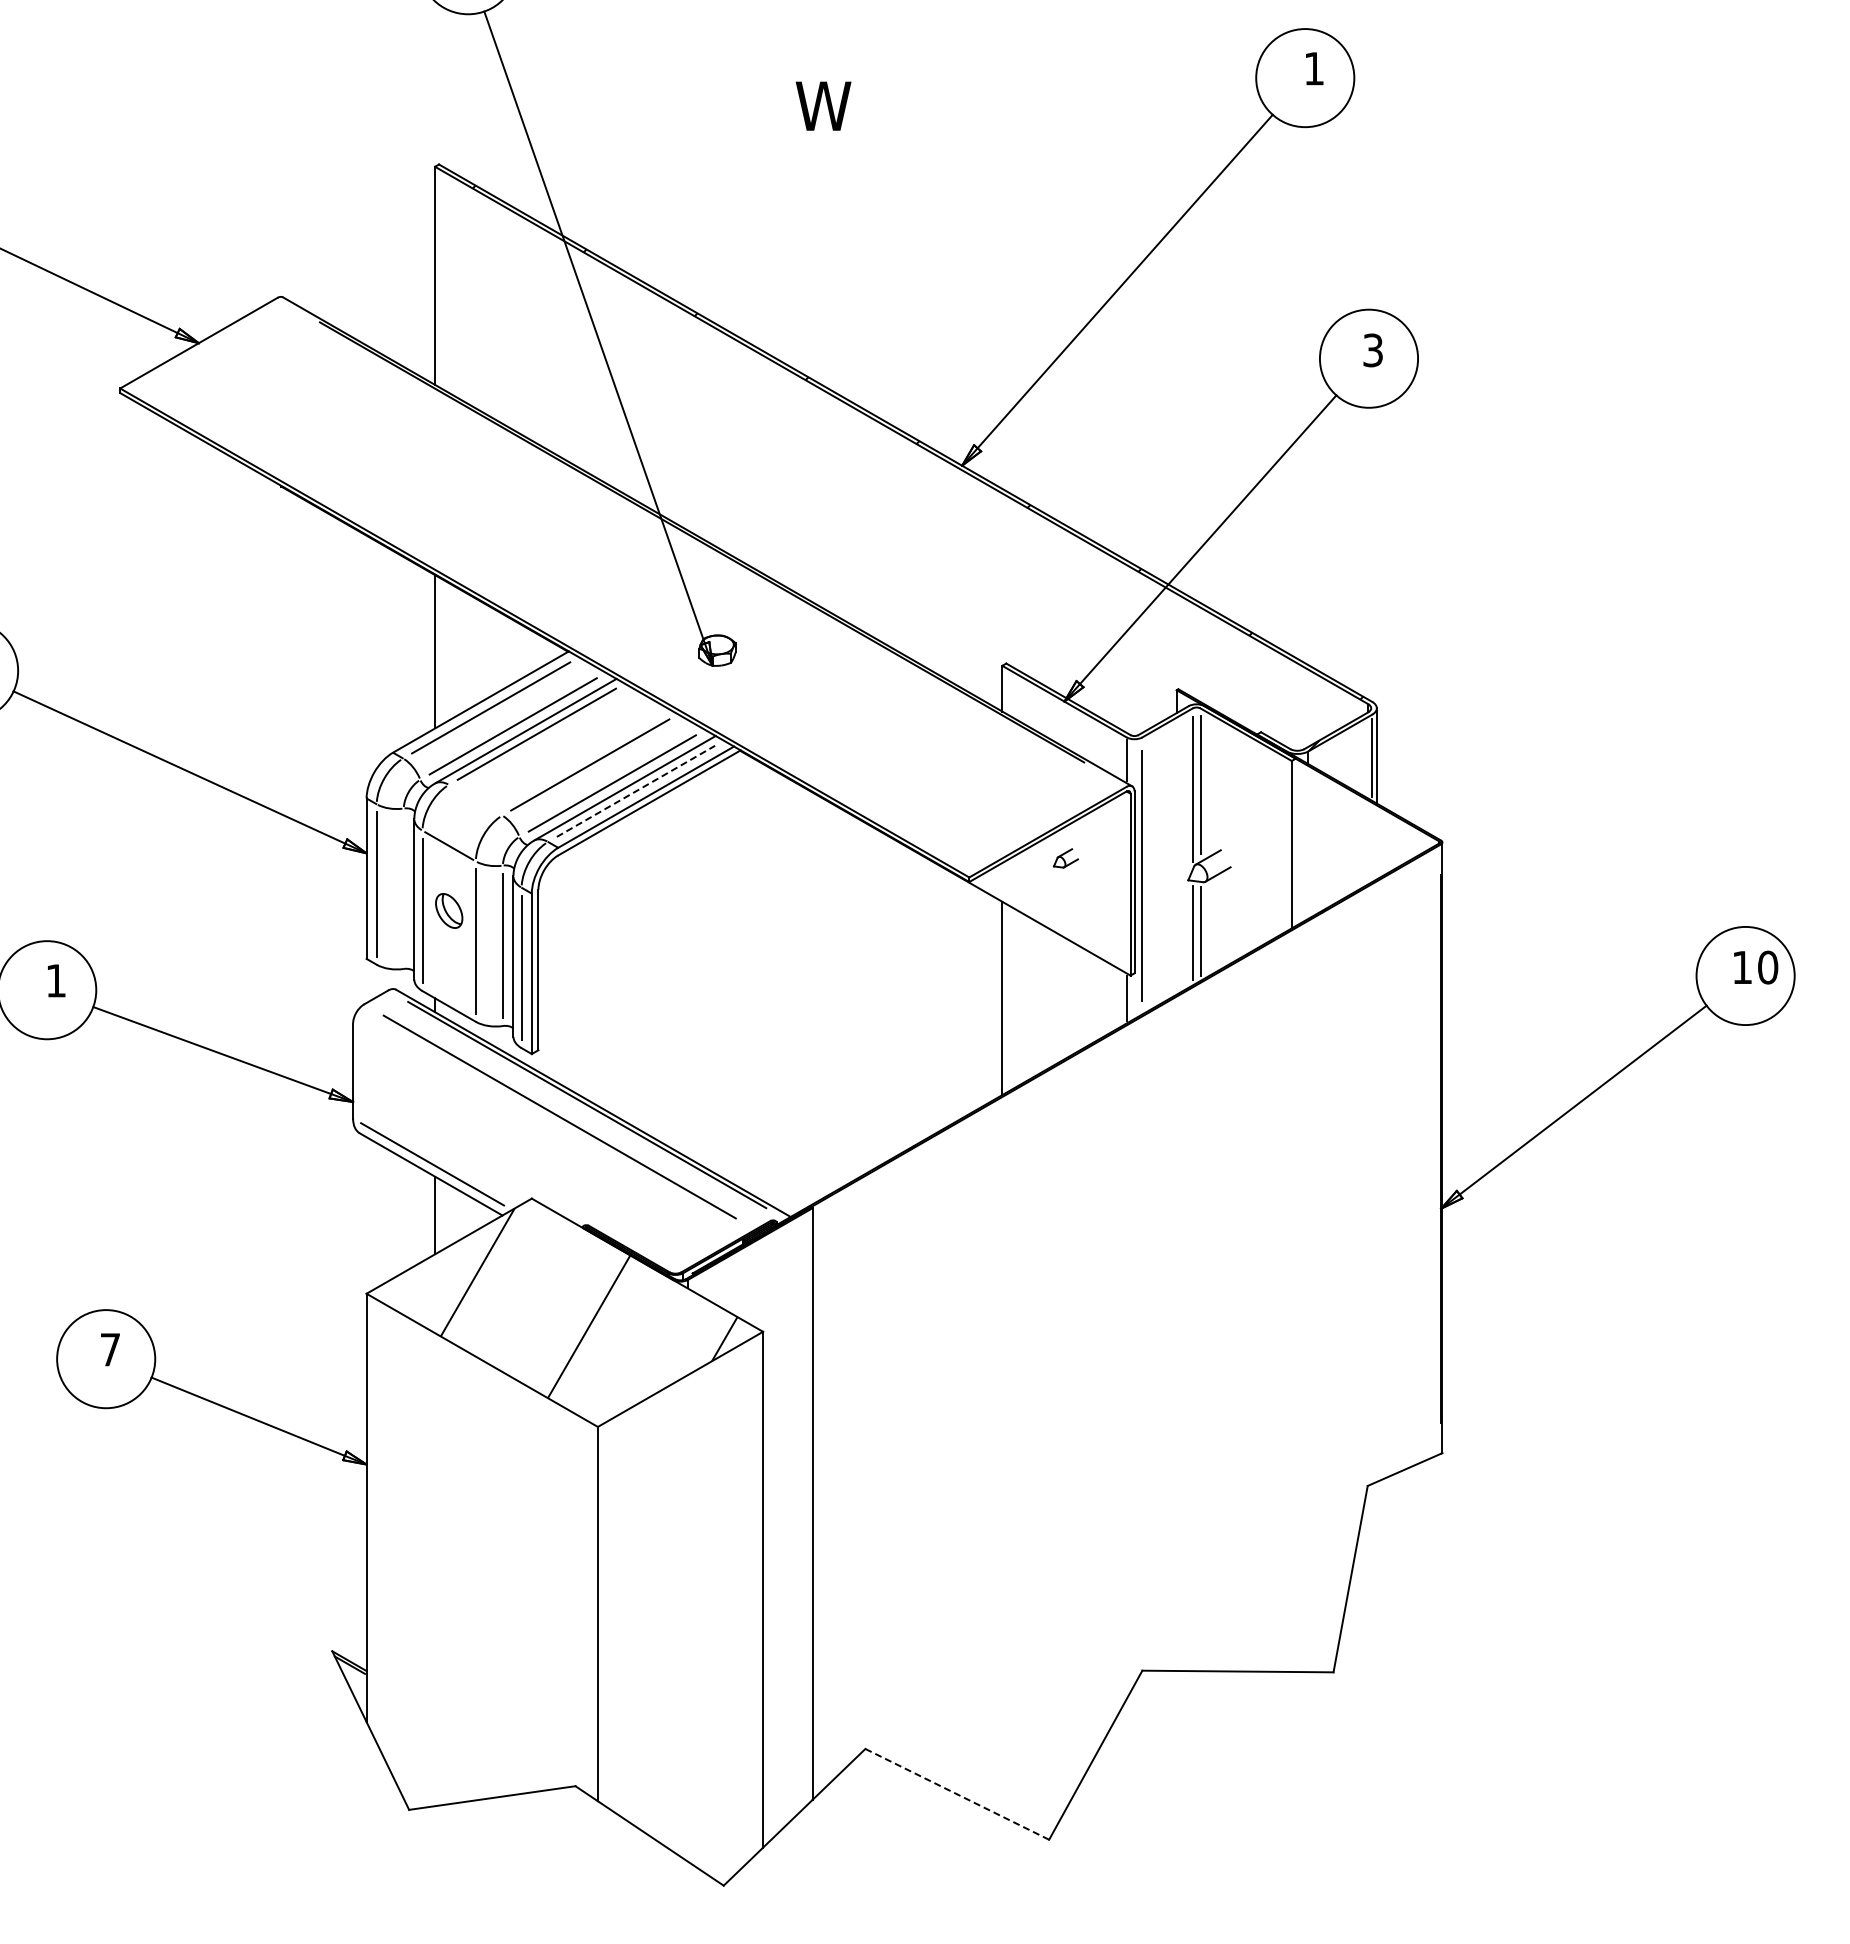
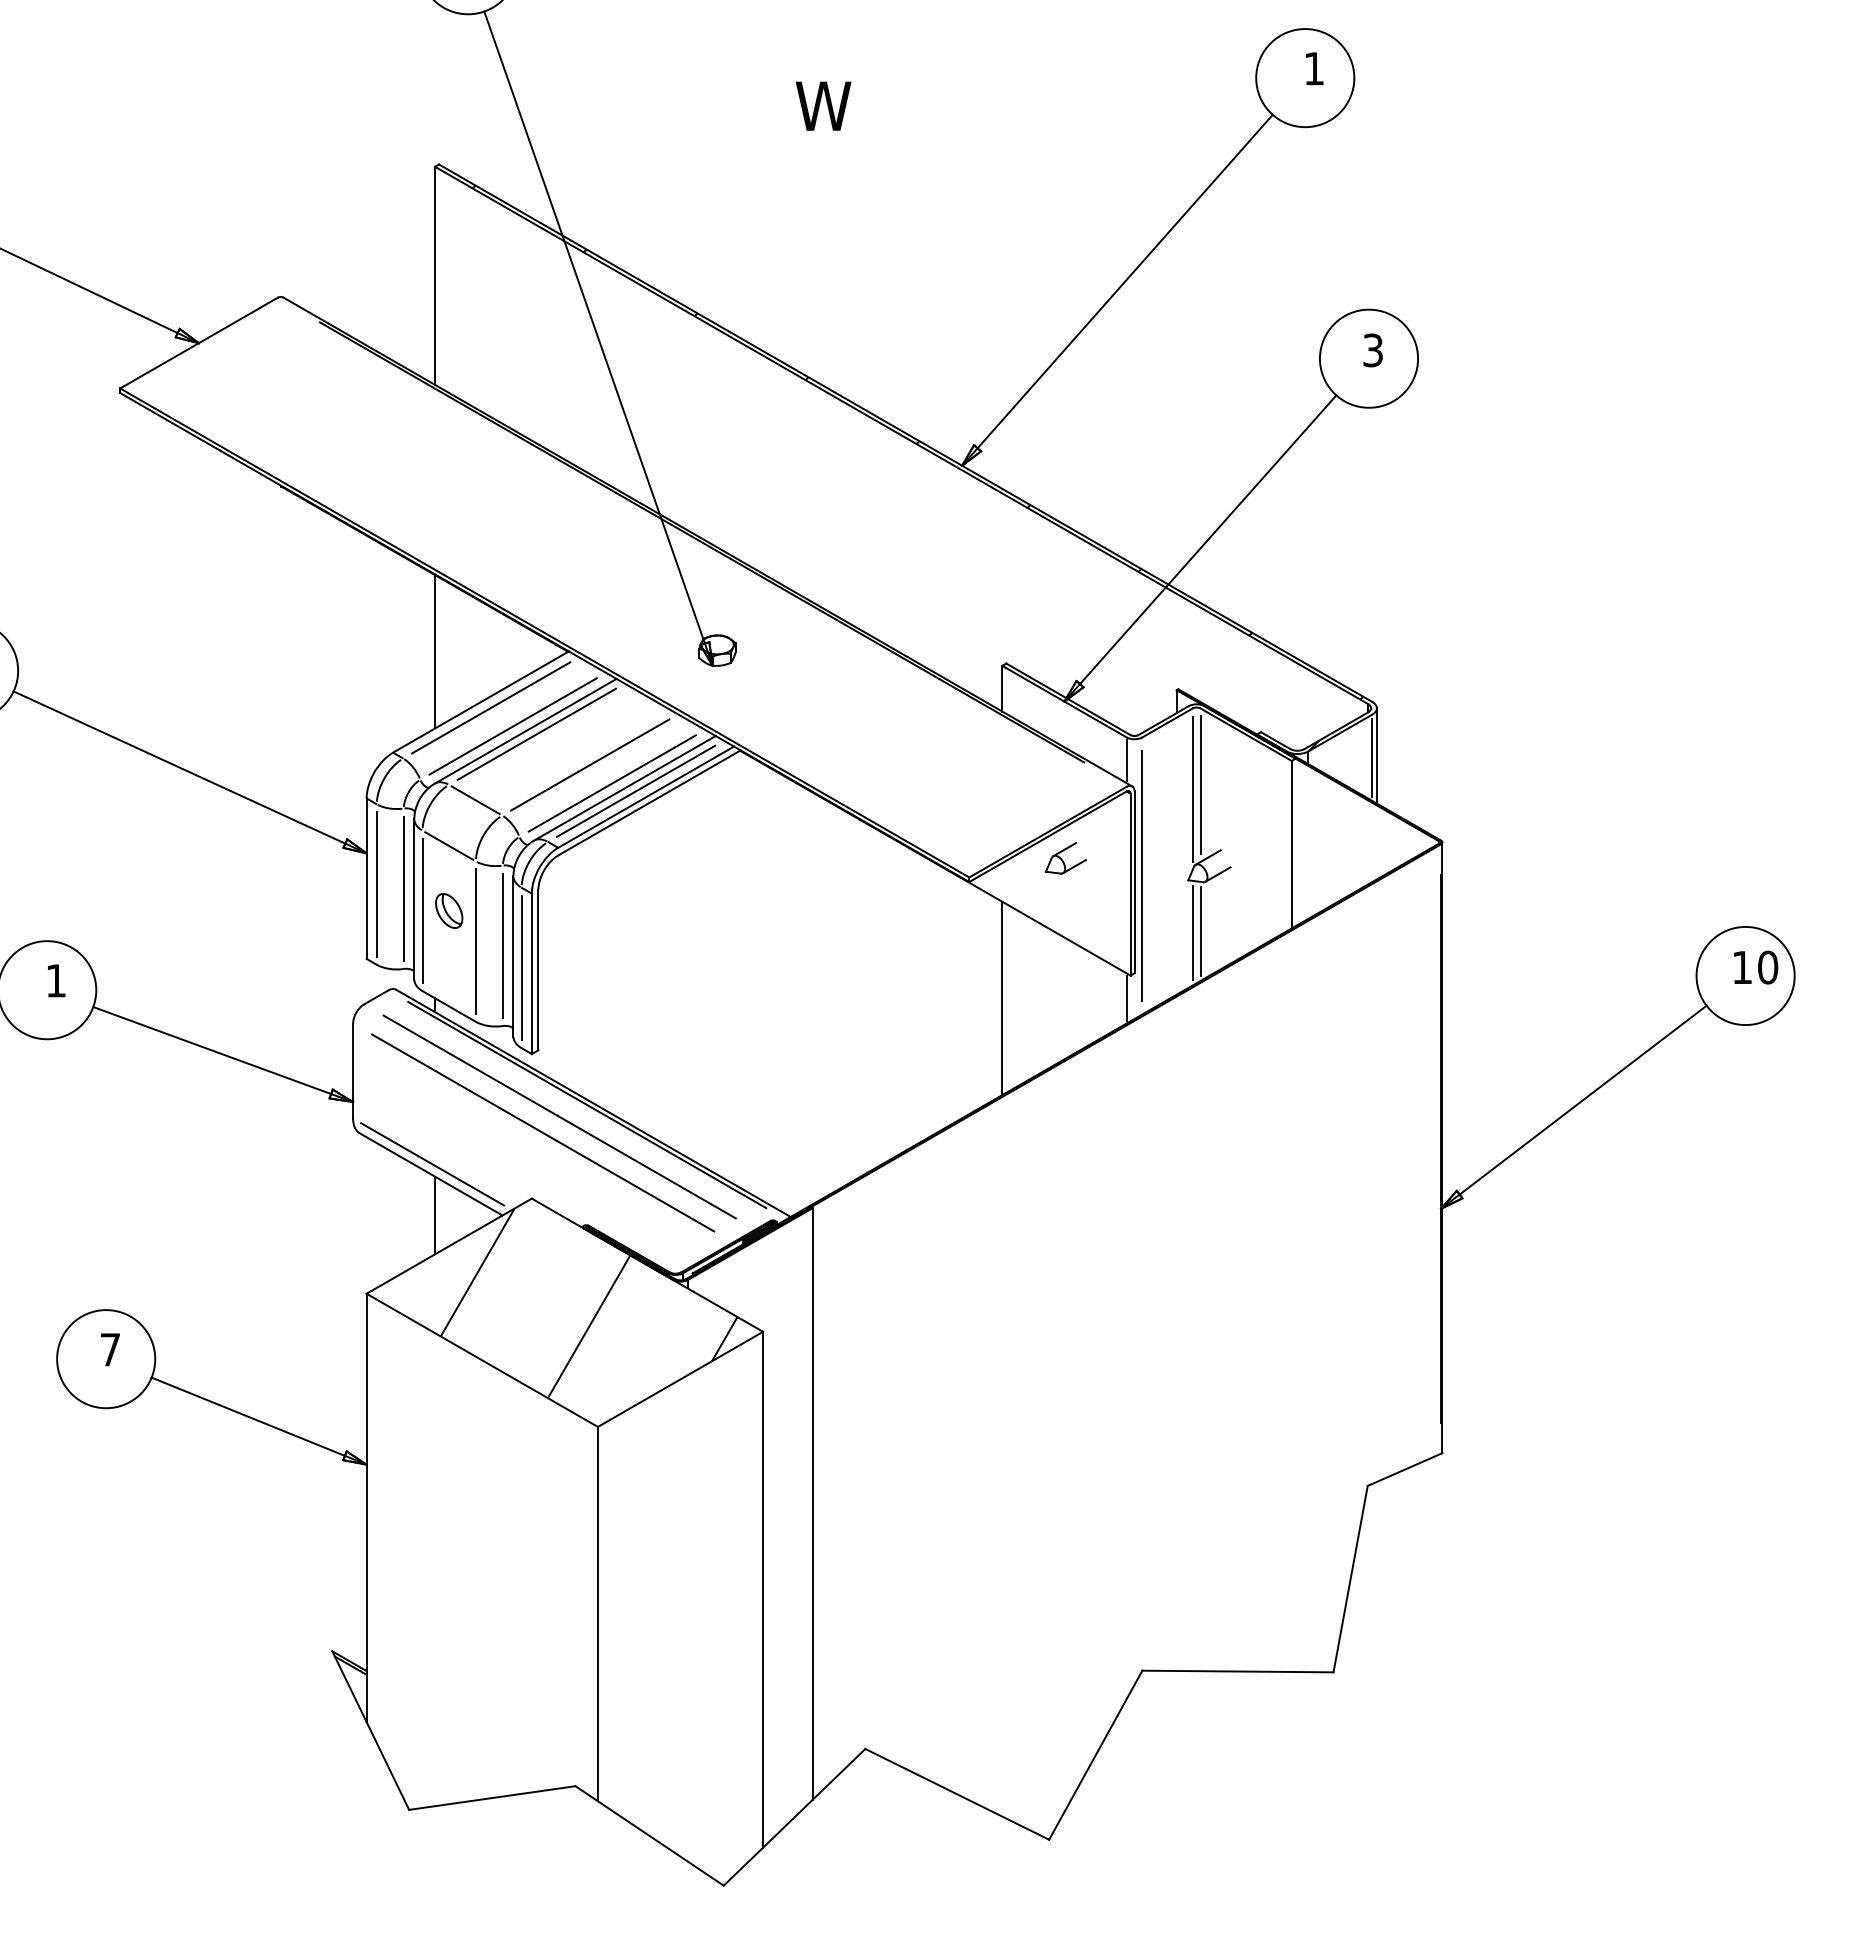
line: dashed -> solid (636, 791)
line: none -> present (475, 800)
part size: 26x21 px -> 42x33 px (1065, 858)
line: none -> present (403, 888)
line: none -> present (543, 1132)
line: dashed -> solid (956, 1794)
